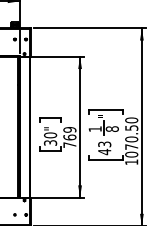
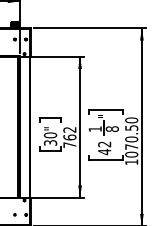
text: 769 -> 762 (69, 129)
text: 43 -> 42 (104, 144)
